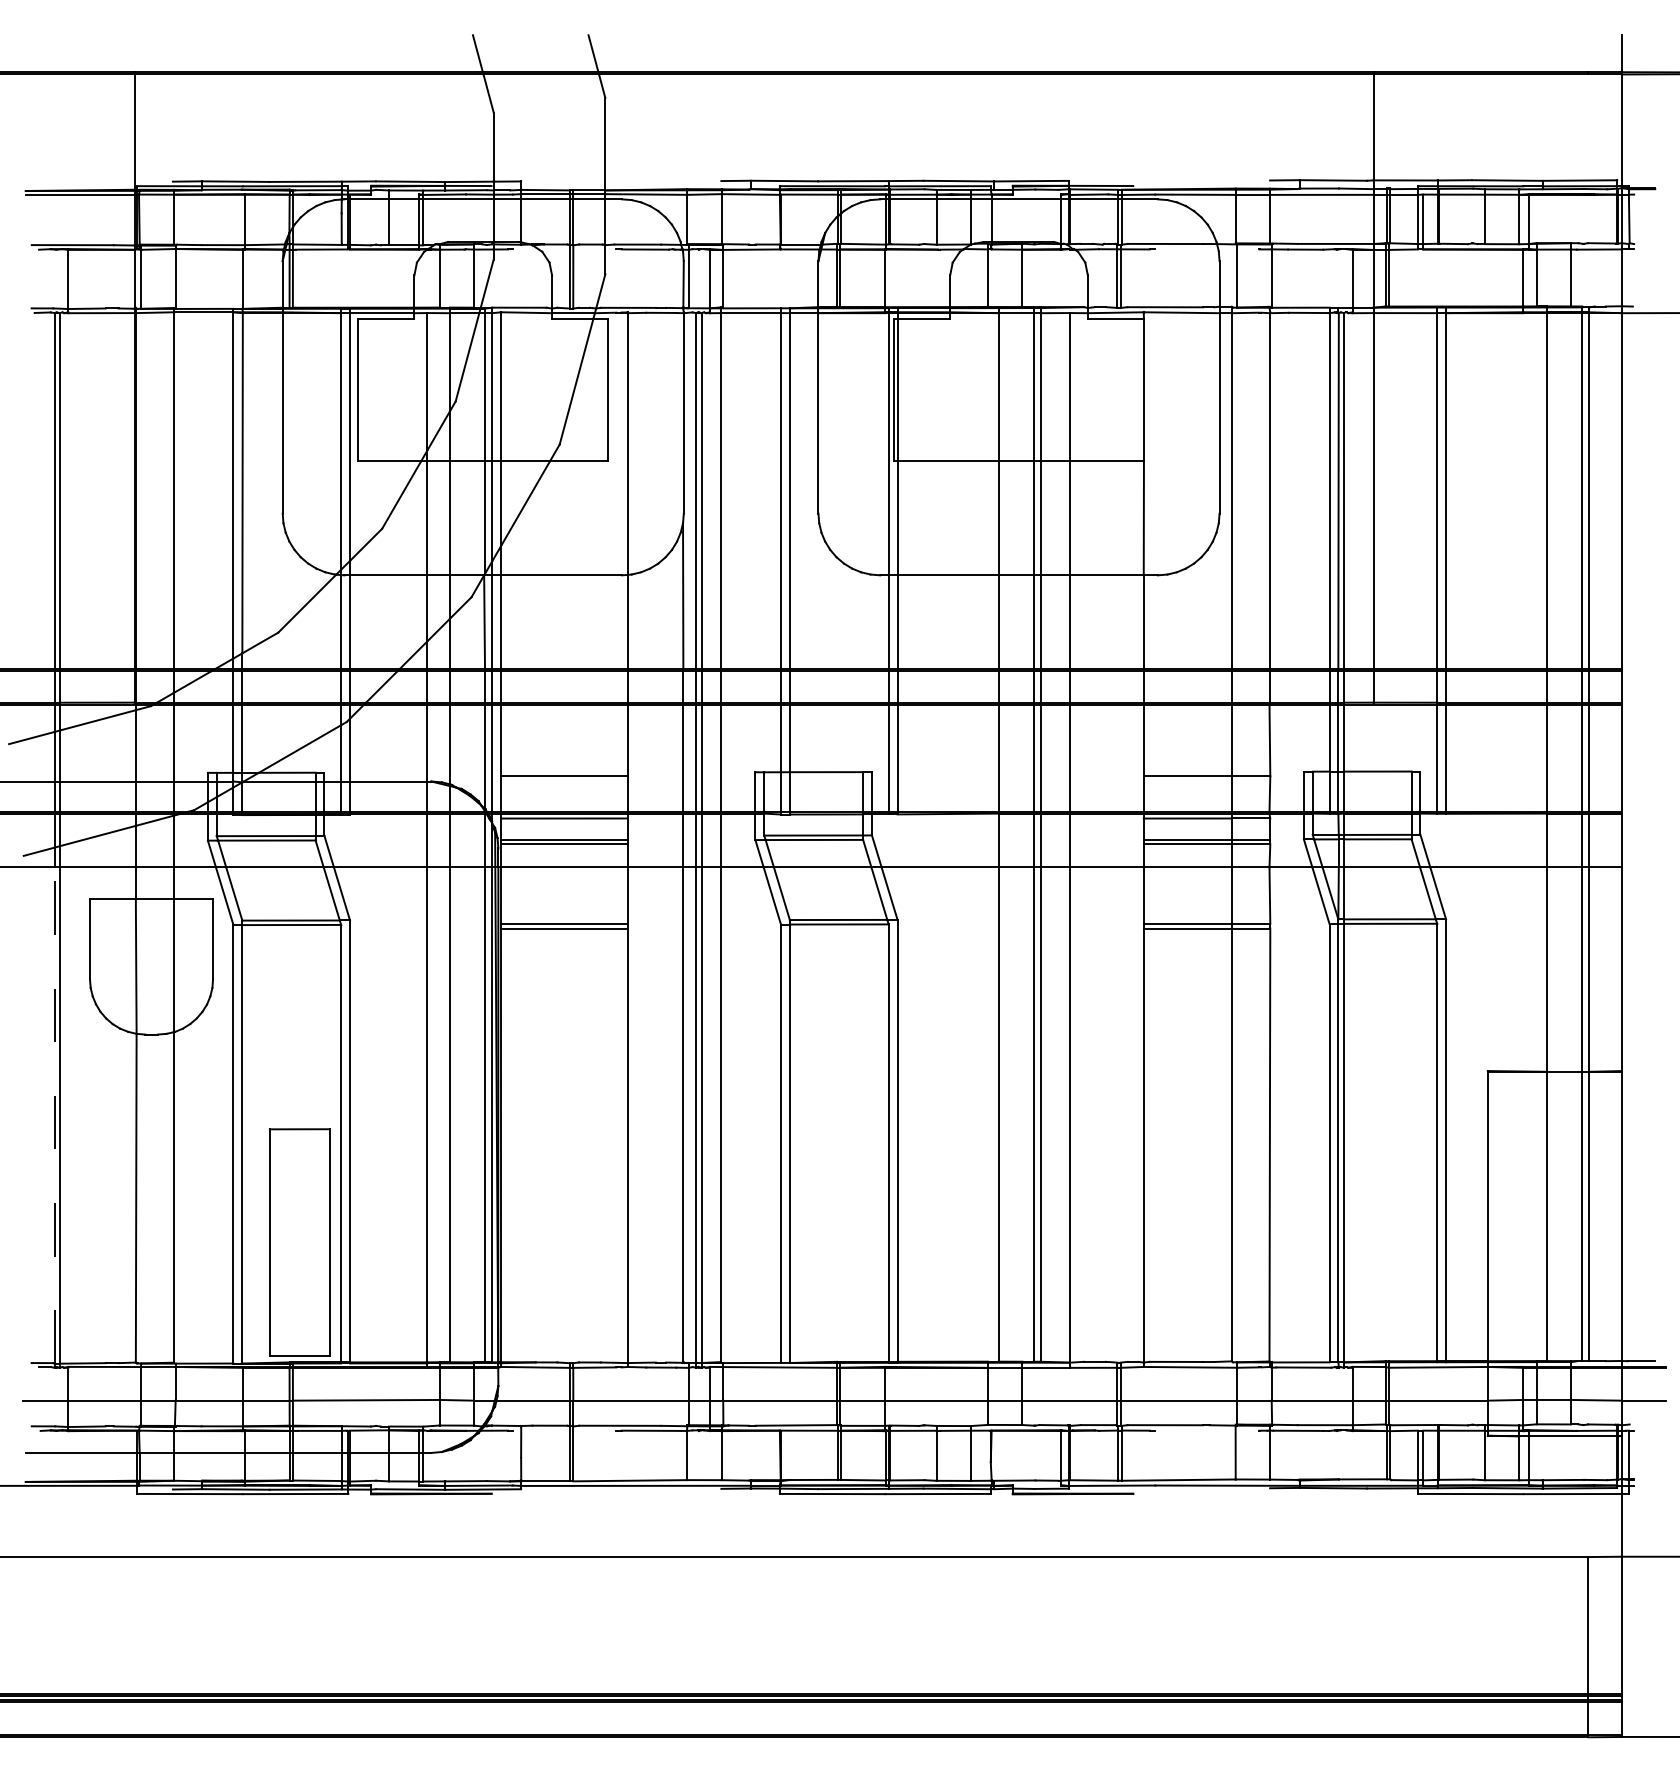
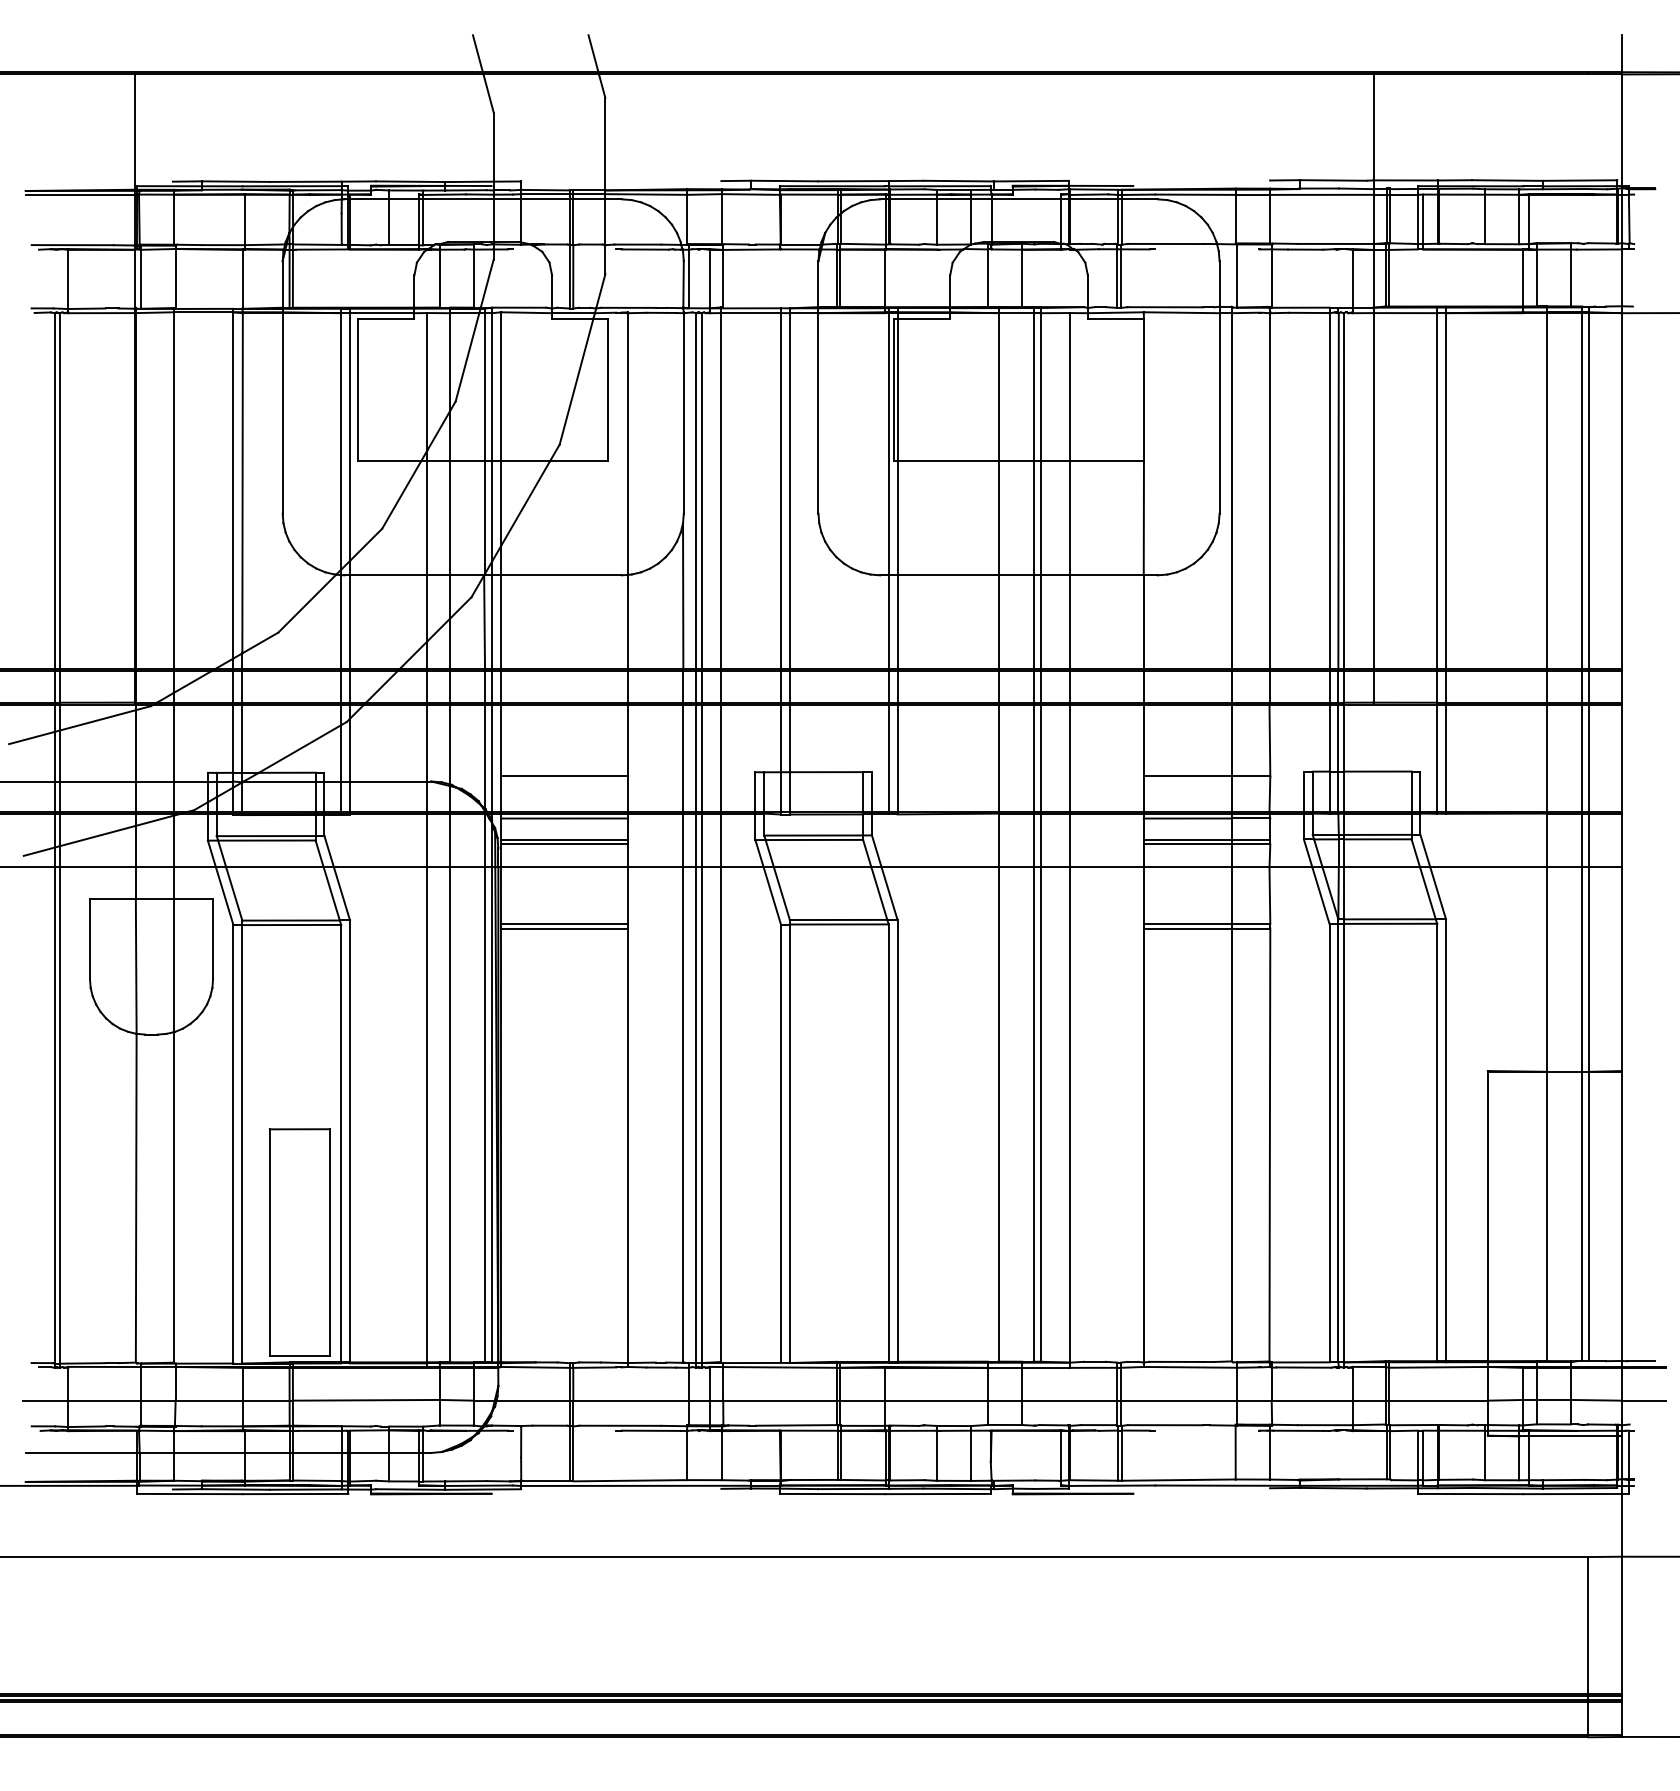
line: dashed -> solid (54, 1114)
